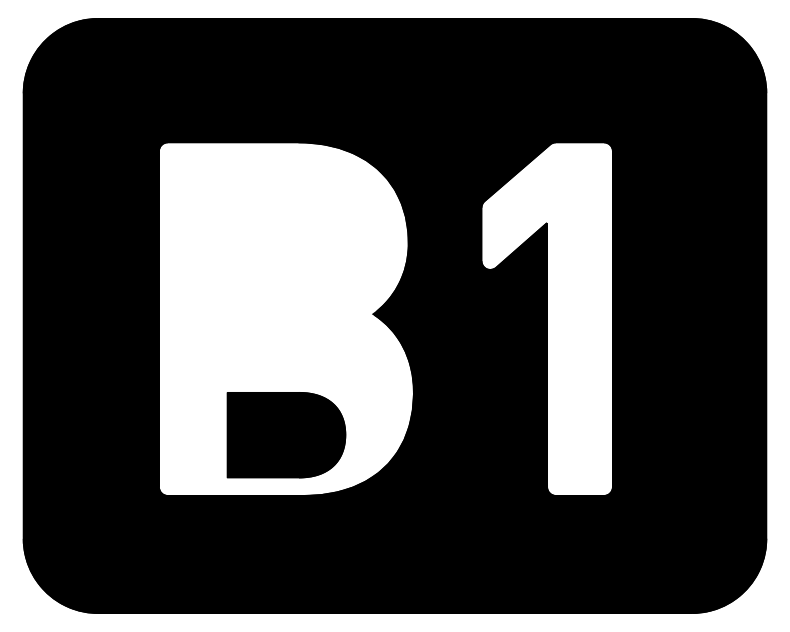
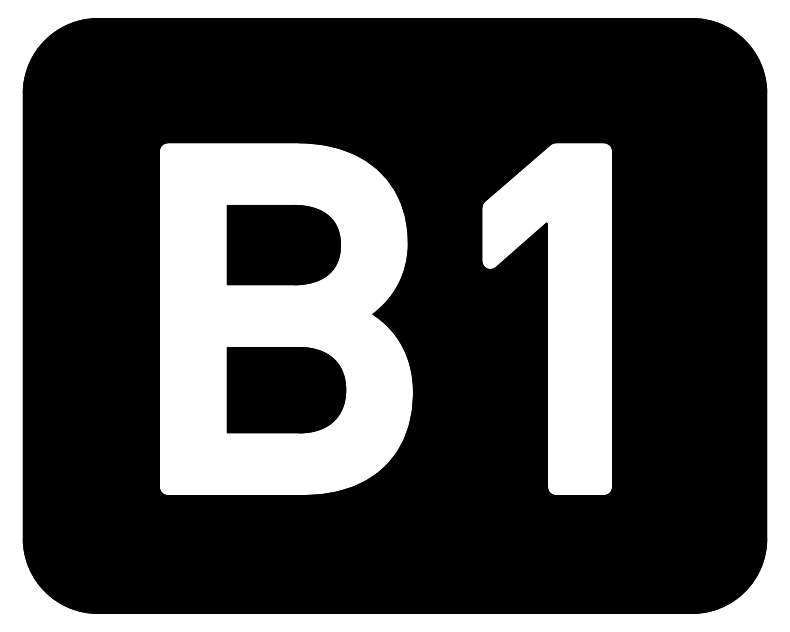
part: none -> present (283, 244)
part position: (286, 435) -> (286, 390) (286, 390)
